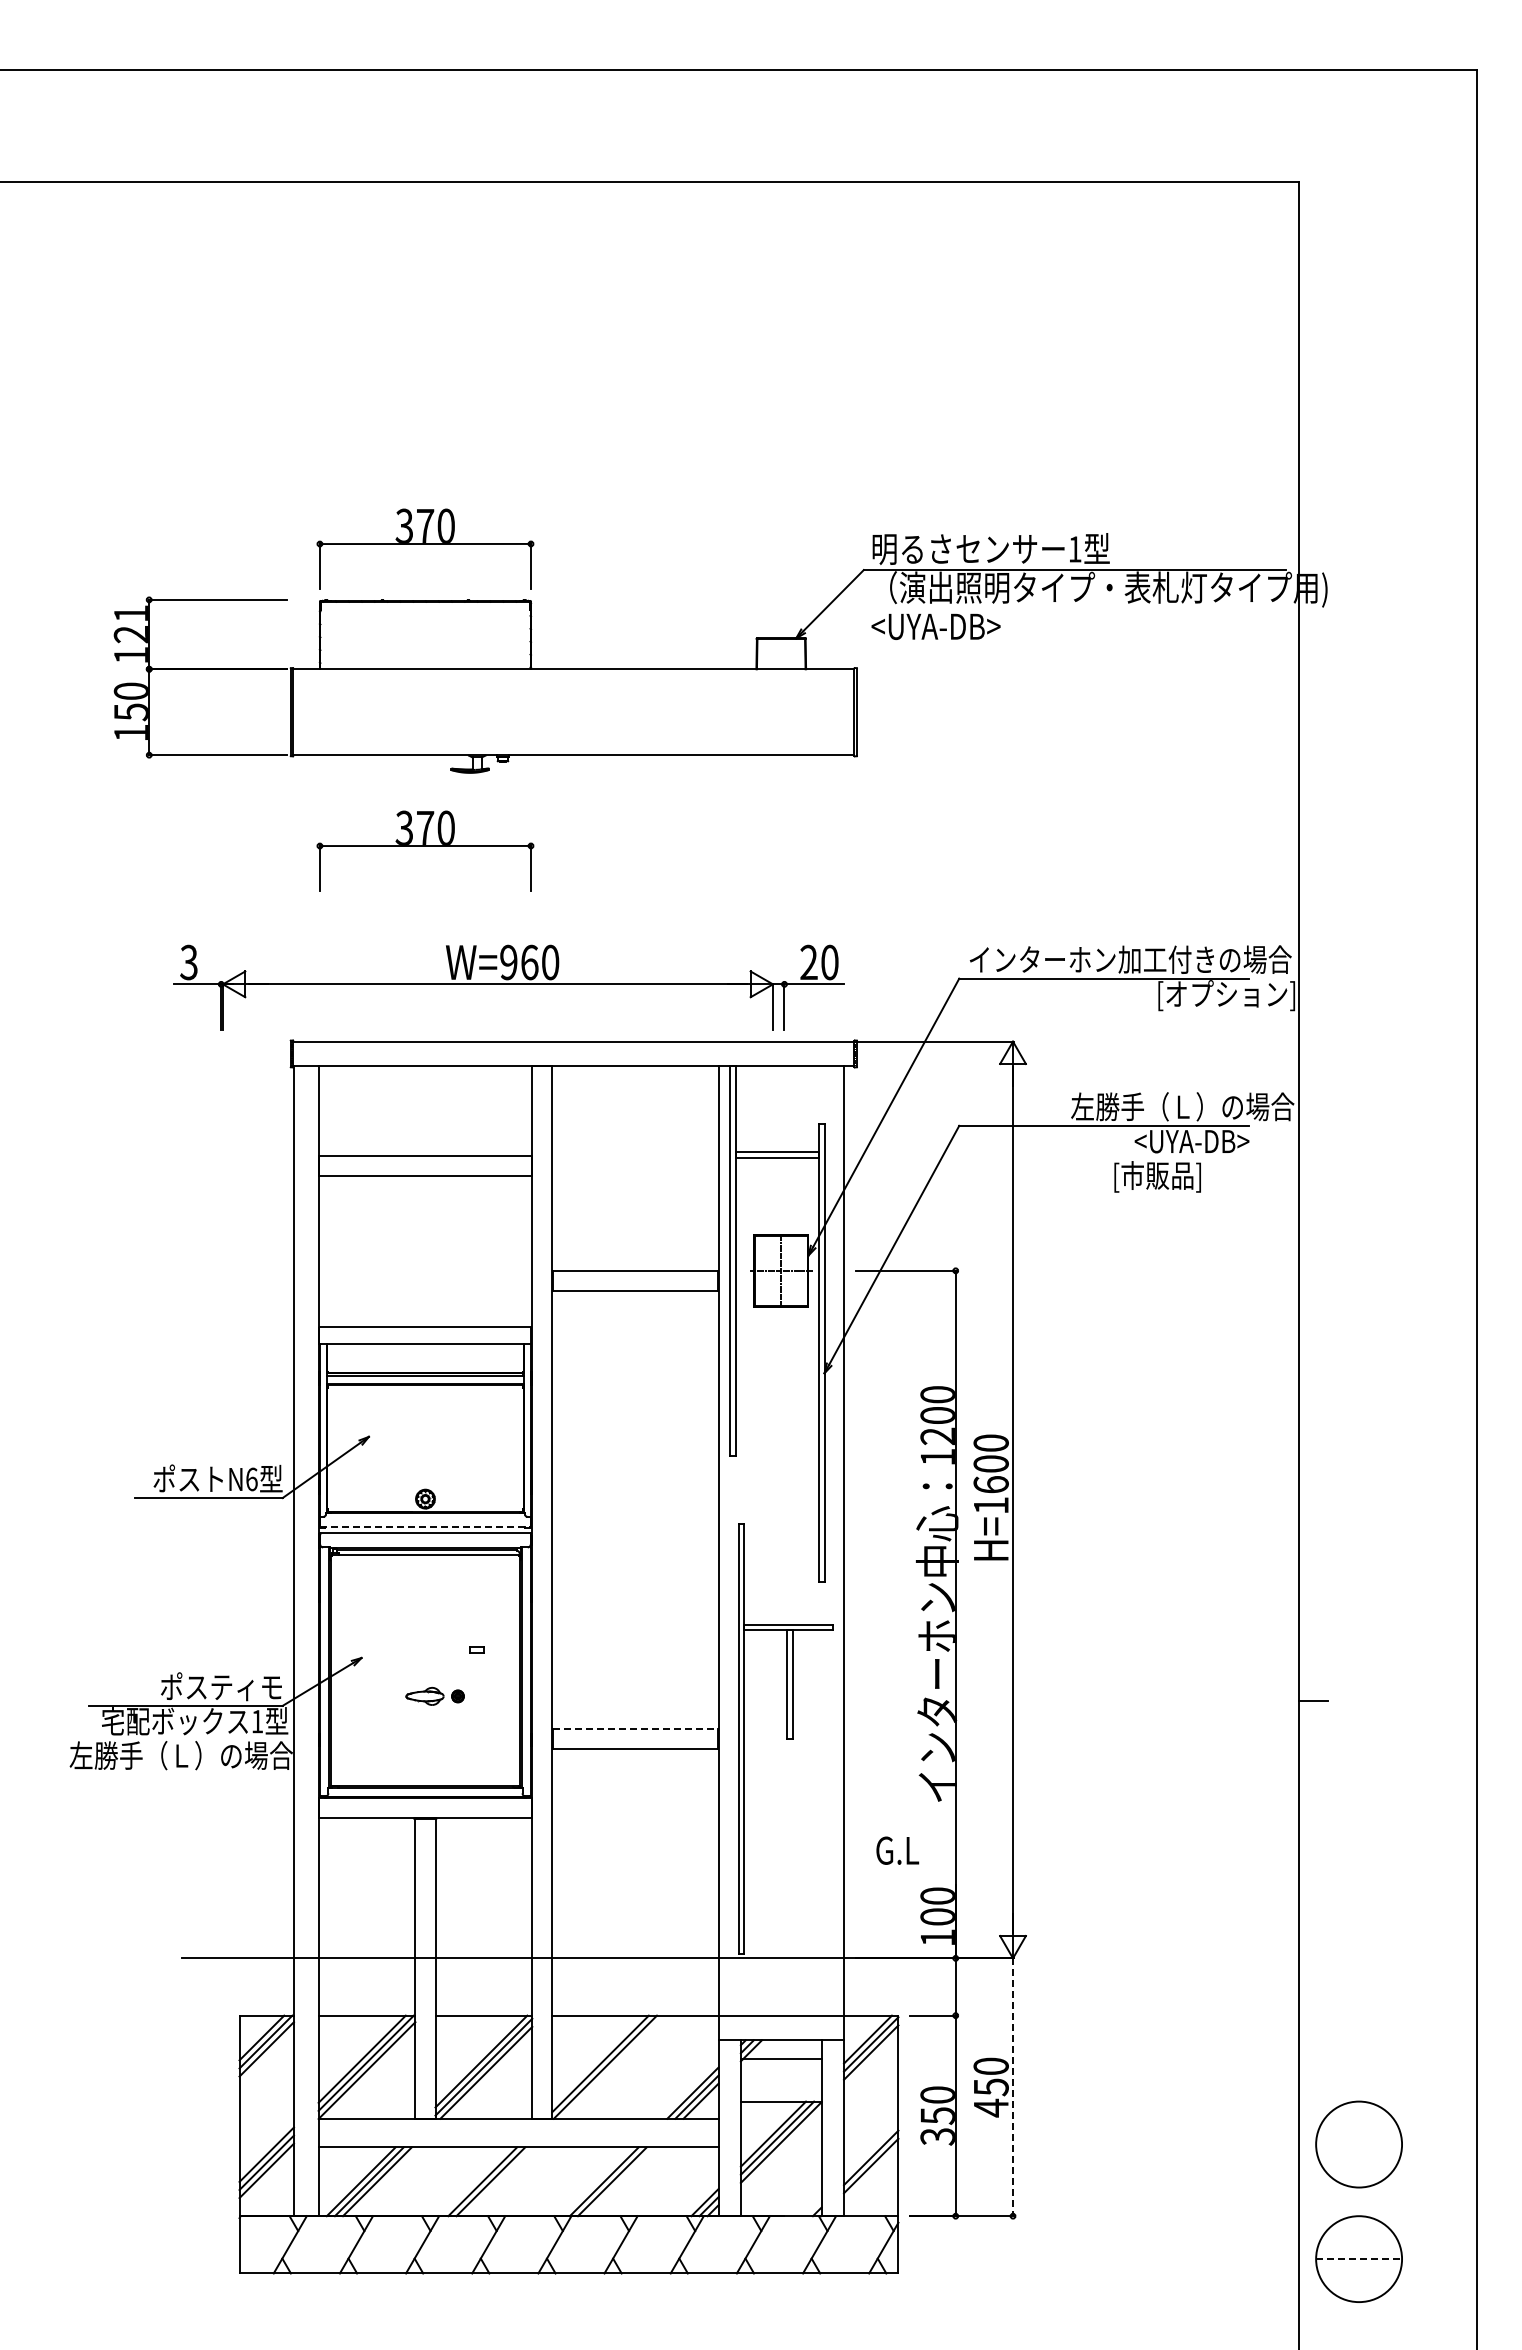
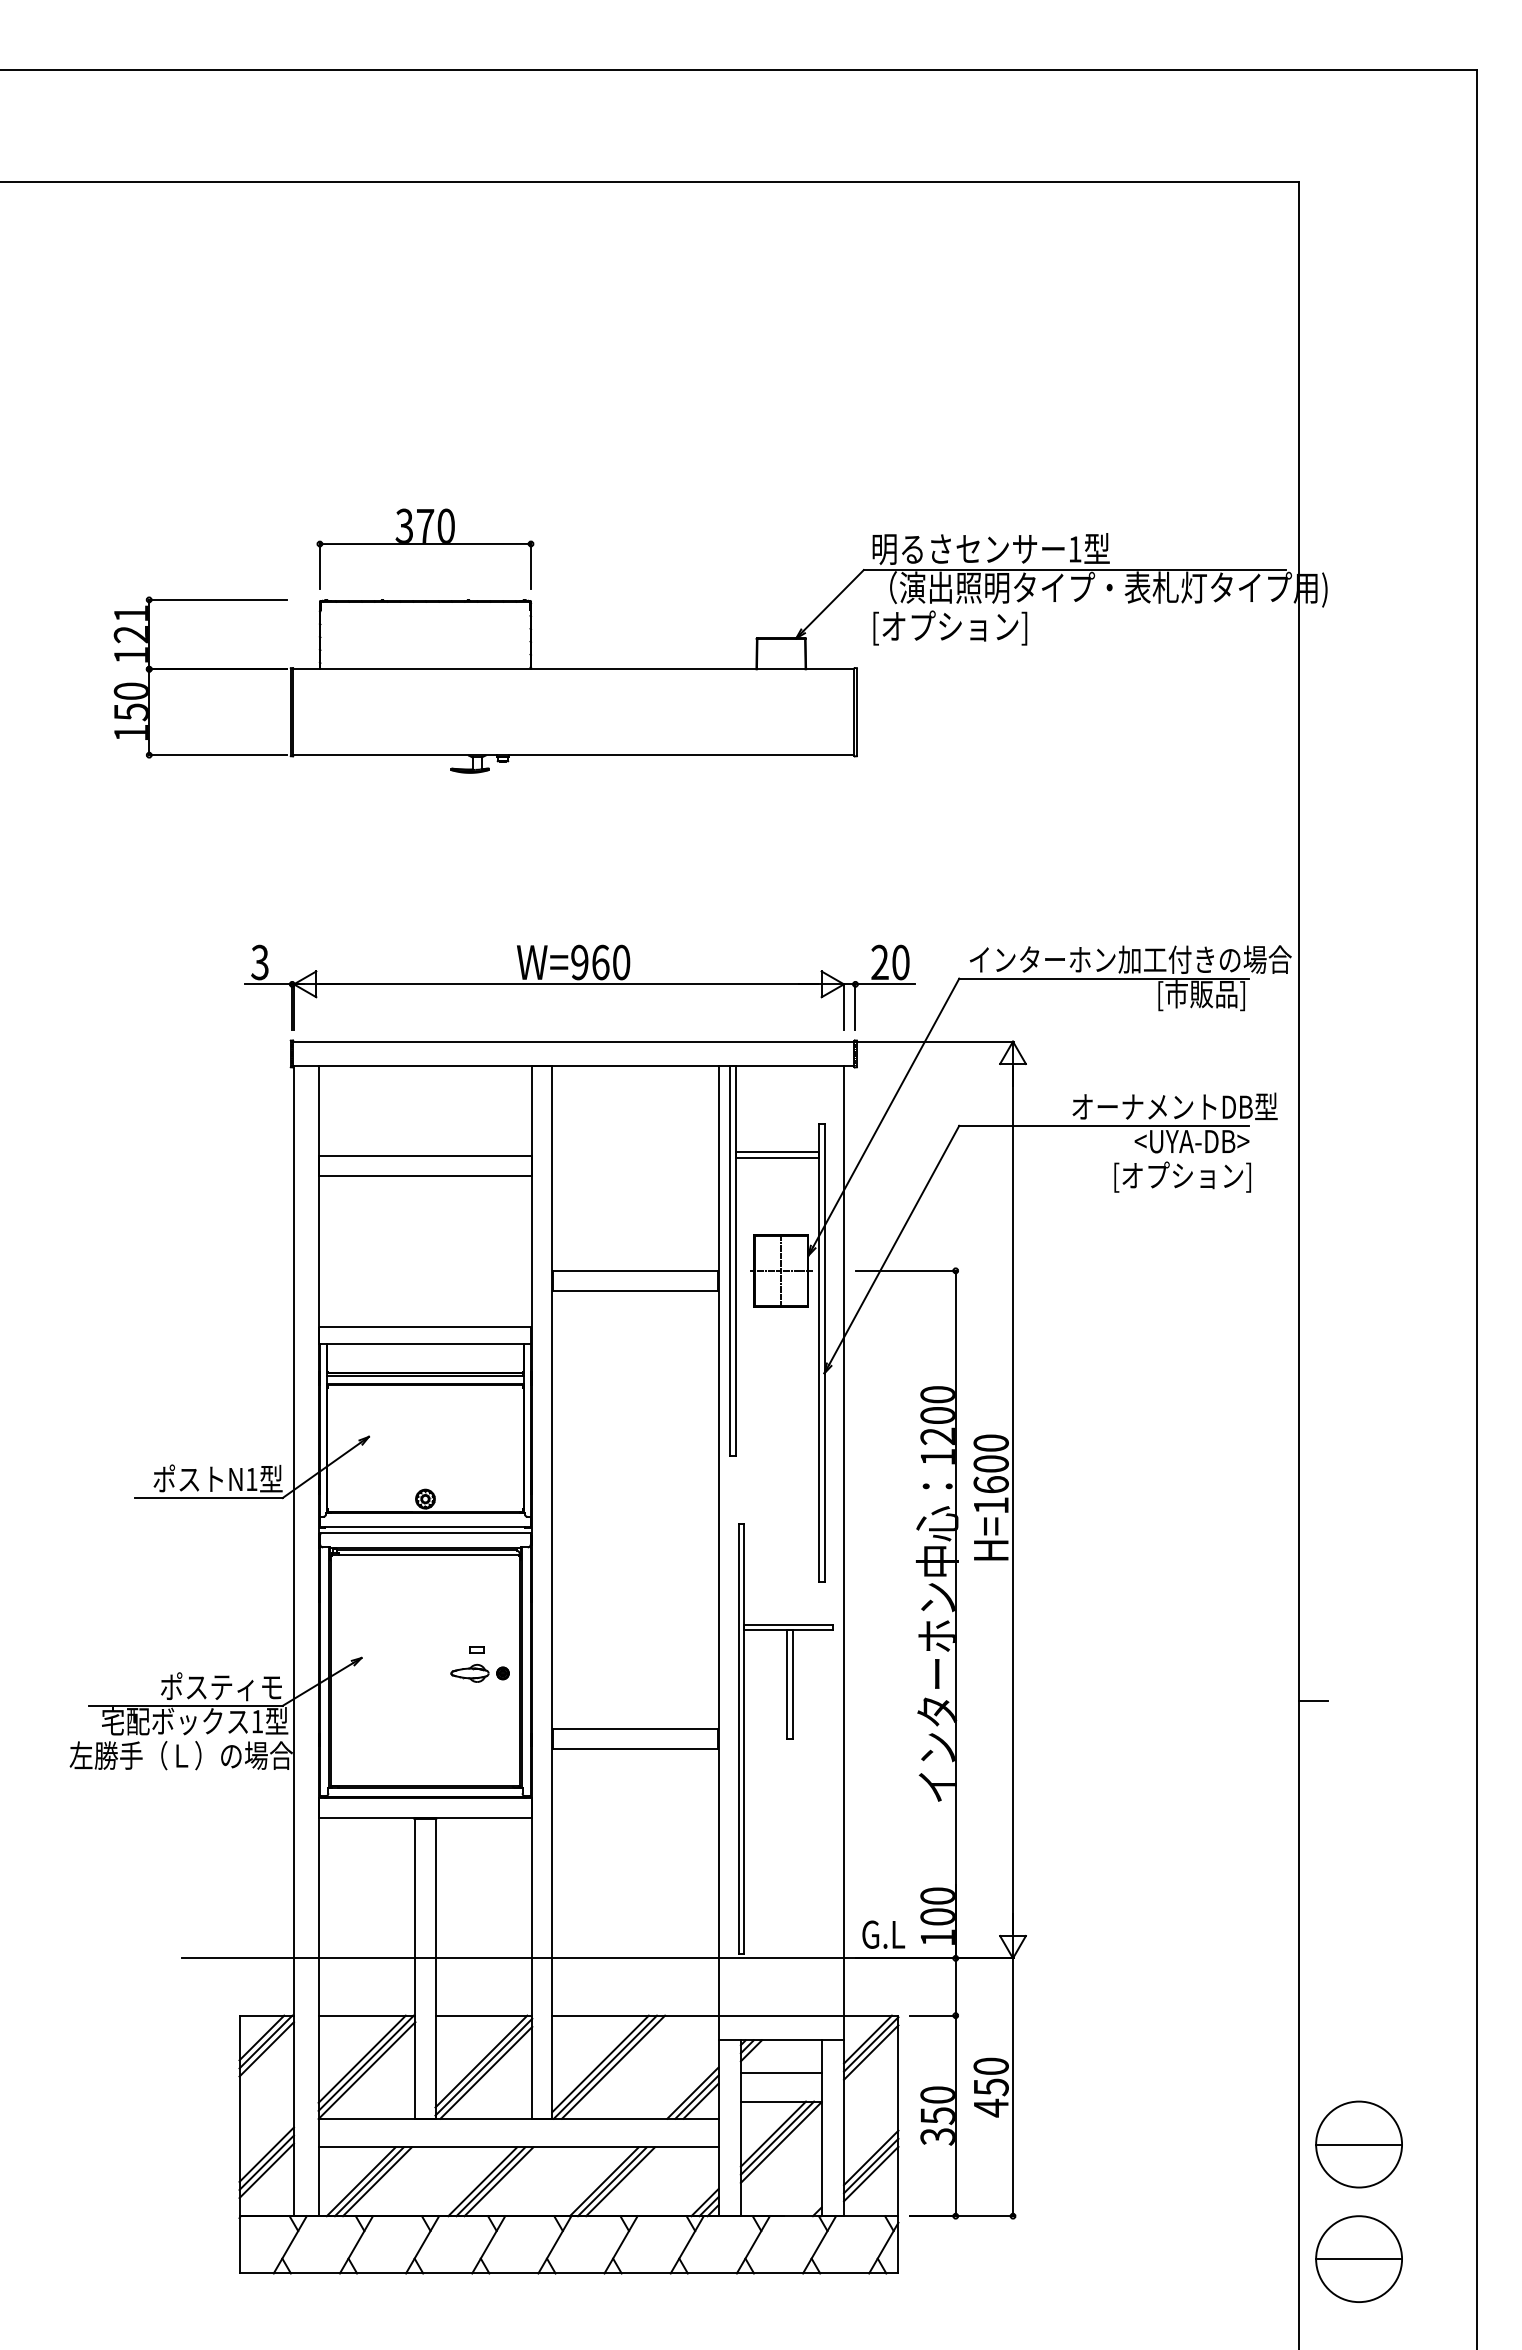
text: <UYA-DB> -> [オプション] (949, 627)
part: present -> none (425, 850)
part position: (508, 987) -> (579, 987) (579, 987)
text: [オプション] -> [市販品] (1230, 995)
text: 左勝手（Ｌ）の場合 -> オーナメントDB型 (1182, 1106)
text: [市販品] -> [オプション] (1186, 1176)
text: N6 -> N1 (251, 1479)
line: dashed -> solid (425, 1527)
part position: (434, 1696) -> (479, 1673) (479, 1673)
line: dashed -> solid (635, 1729)
text position: (897, 1850) -> (883, 1934) (883, 1934)
line position: (780, 2058) -> (780, 2072) (780, 2072)
line: none -> present (613, 2066)
line: dashed -> solid (1013, 2087)
line: none -> present (1359, 2144)
line: none -> present (871, 2173)
line: none -> present (498, 2181)
line: none -> present (620, 2181)
line: dashed -> solid (1359, 2259)
